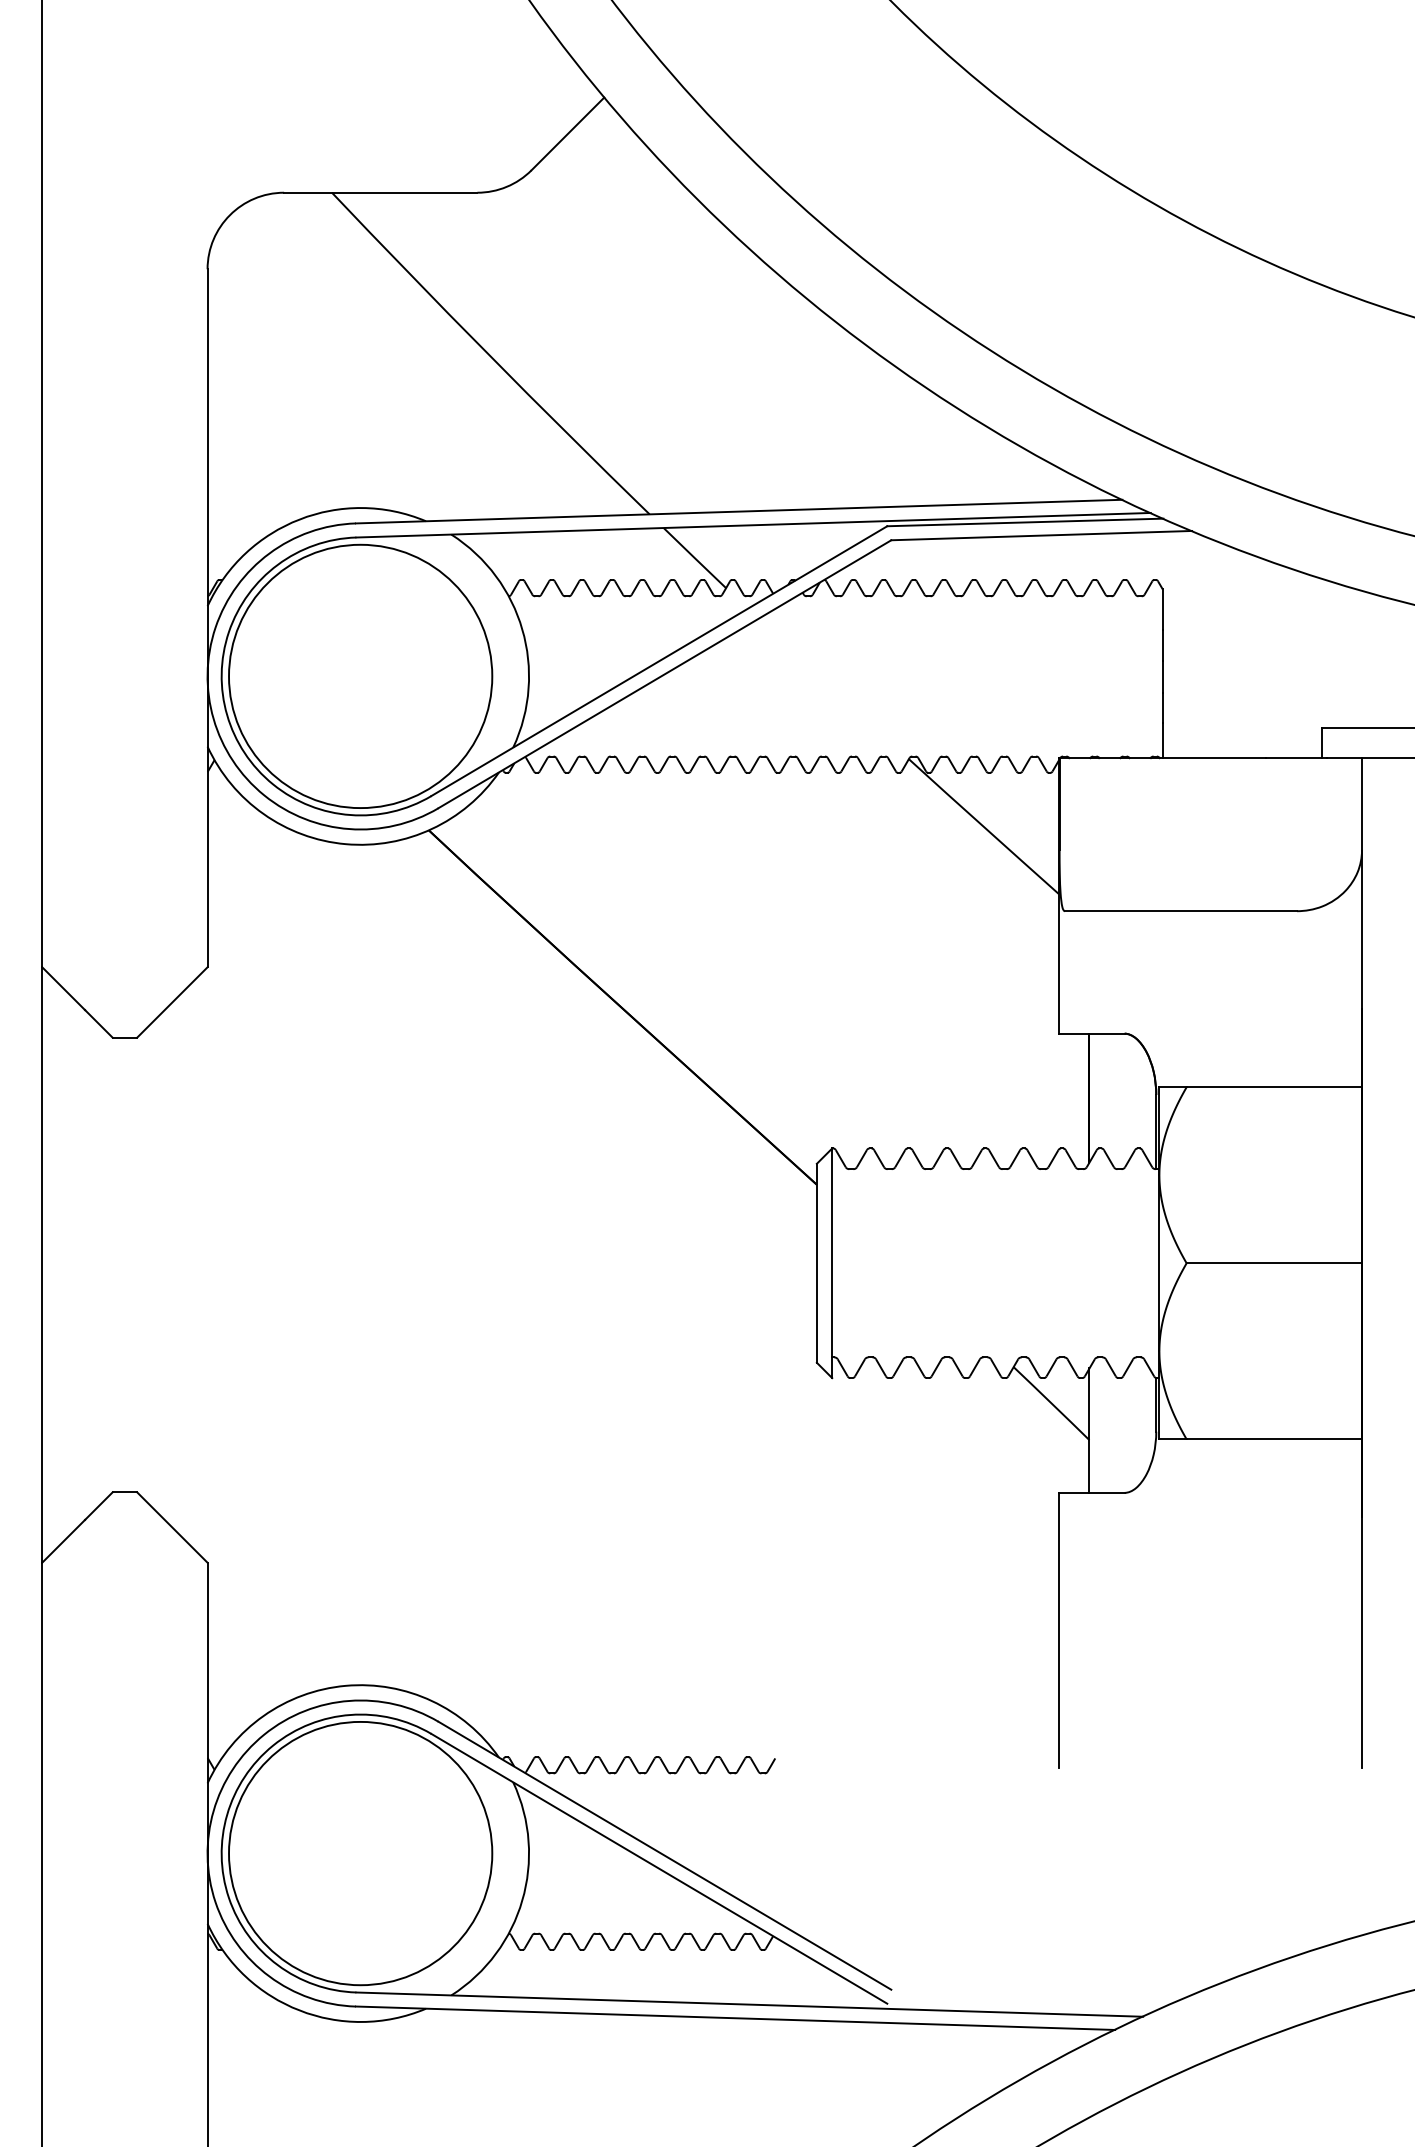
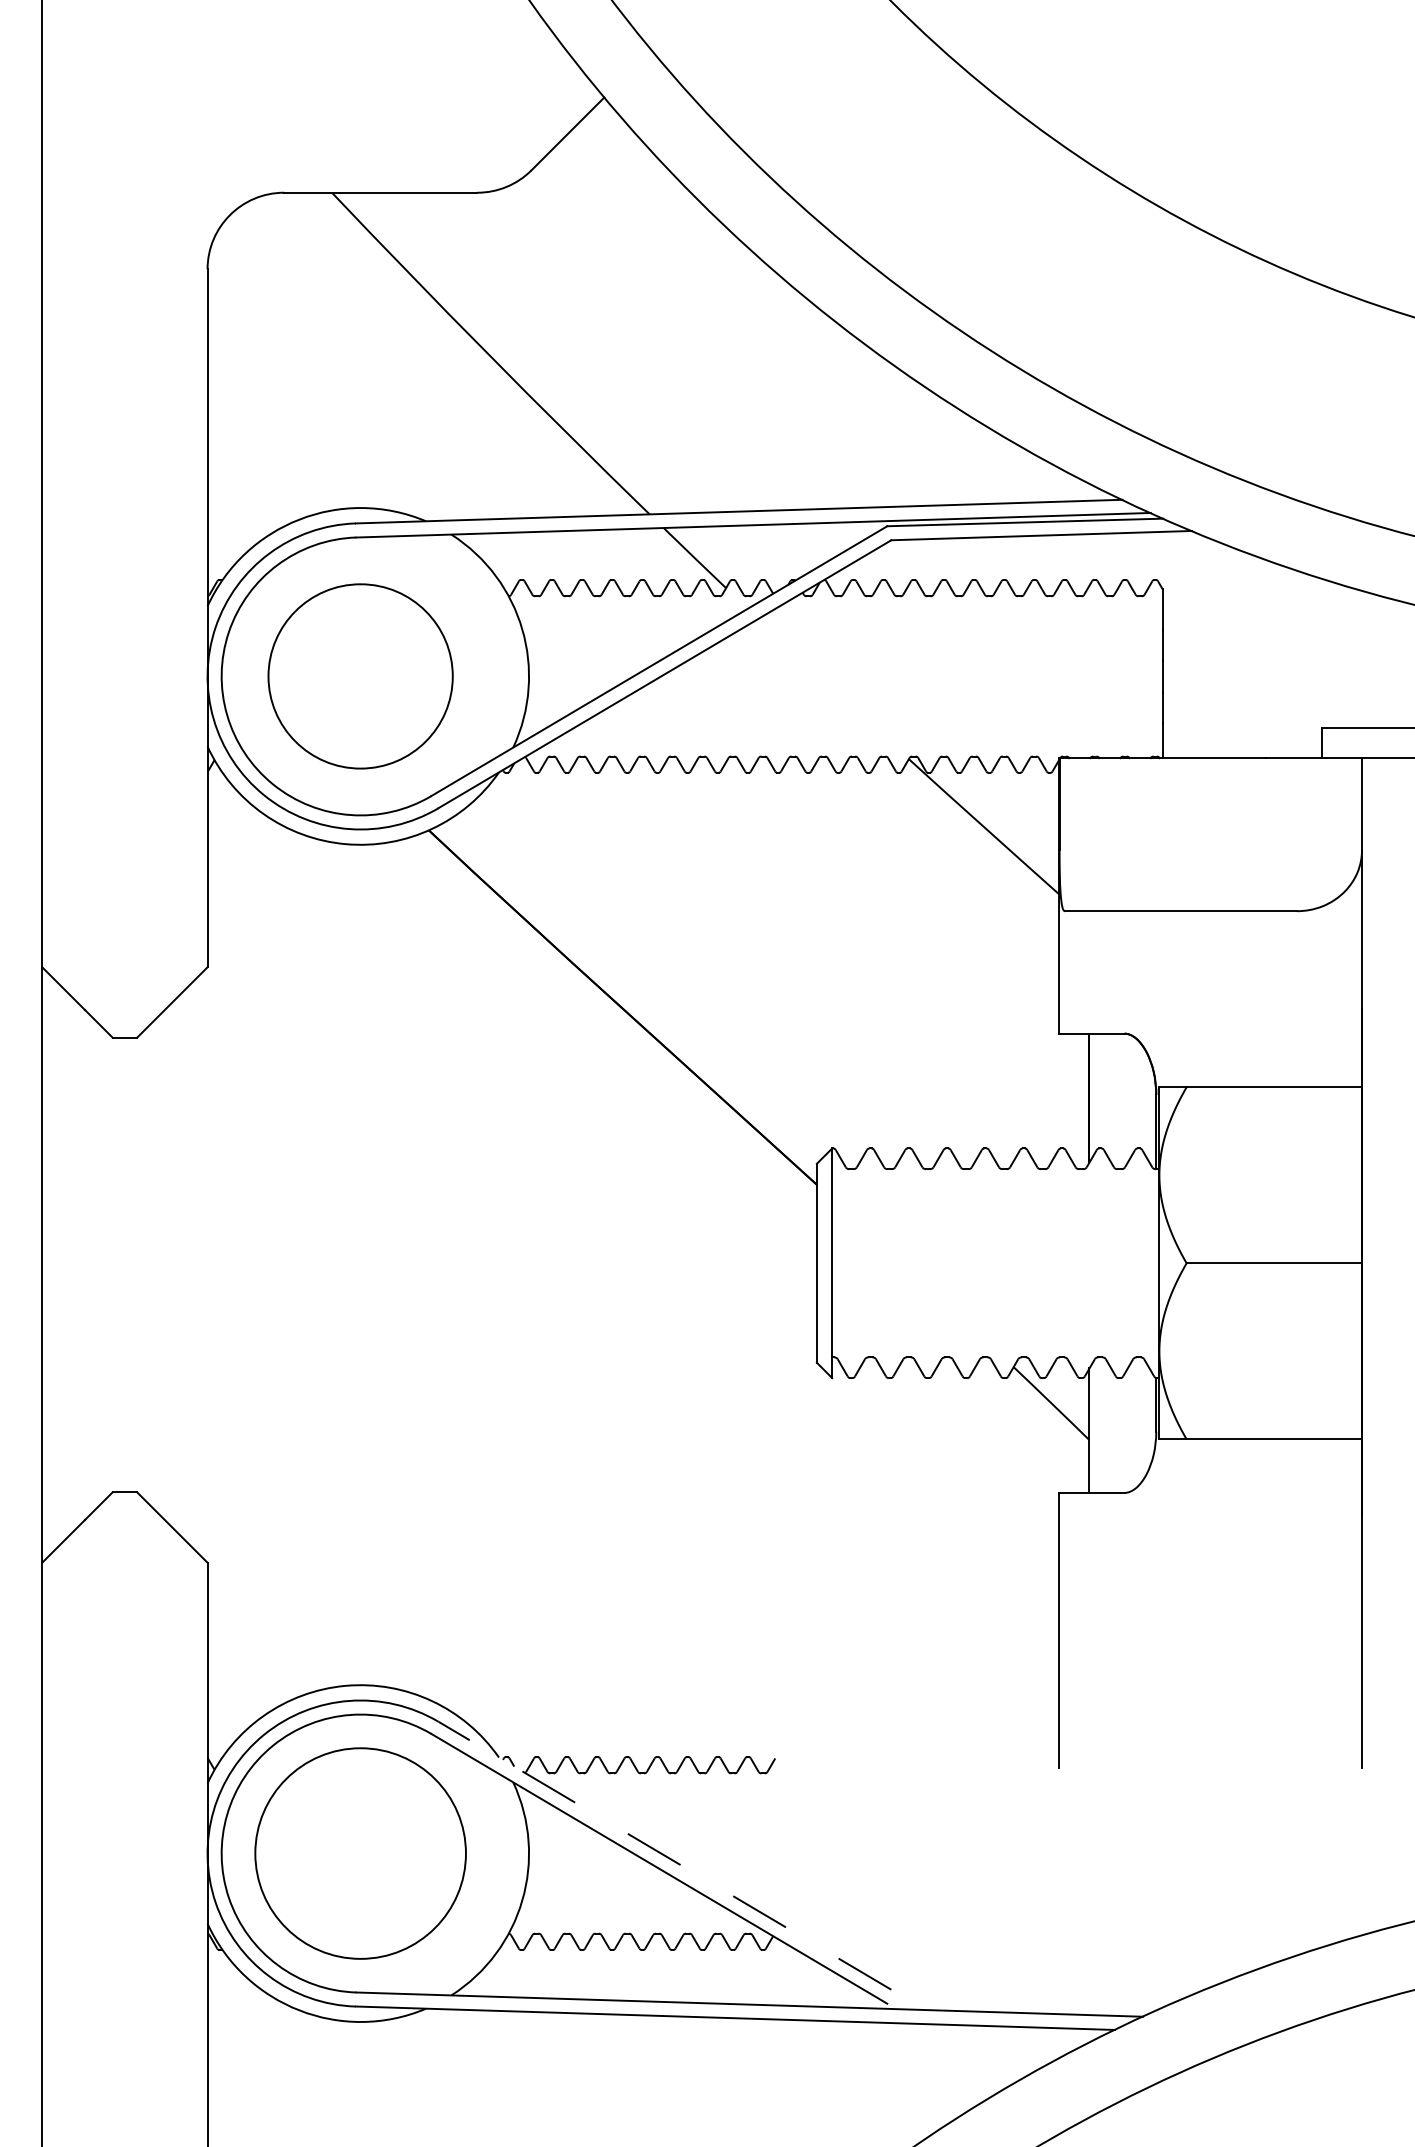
circle diameter: 263 px -> 184 px (360, 676)
circle diameter: 263 px -> 211 px (360, 1853)
line: solid -> dashed (664, 1855)
